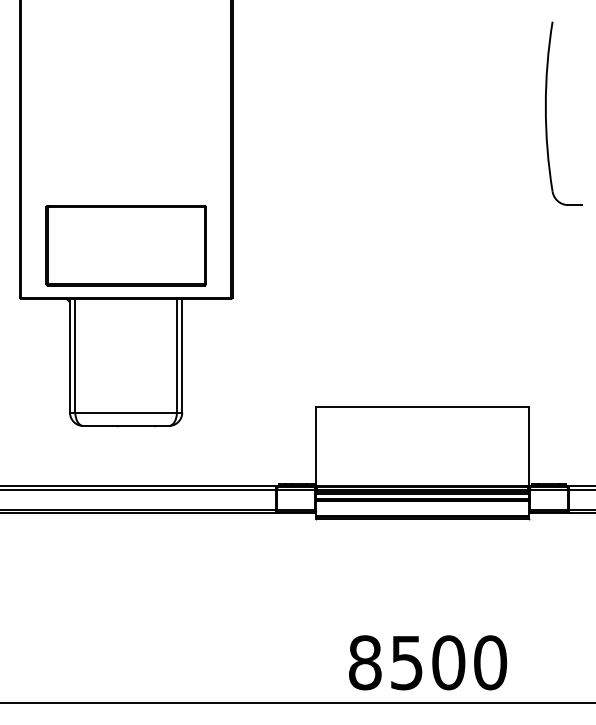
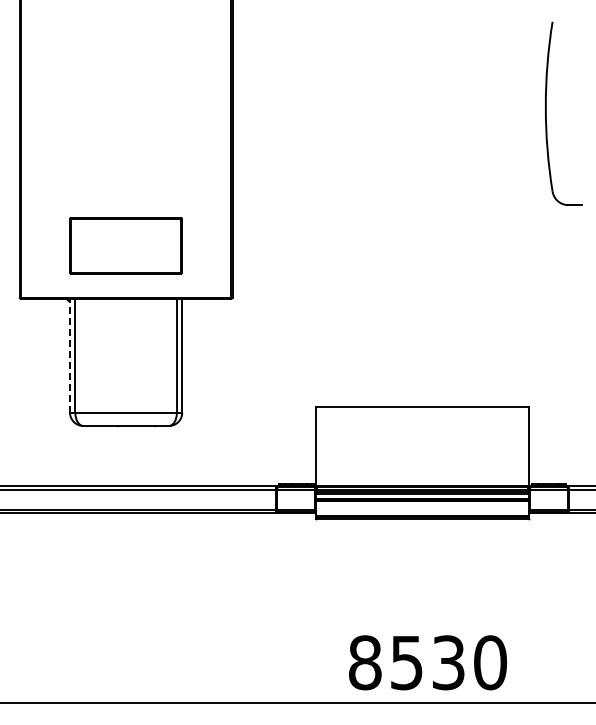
part size: 162x82 px -> 114x58 px (125, 245)
line: solid -> dashed (70, 355)
text: 8500 -> 8530 (448, 662)
